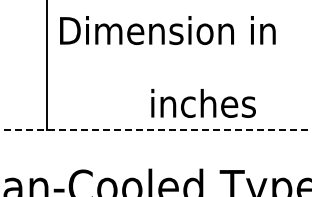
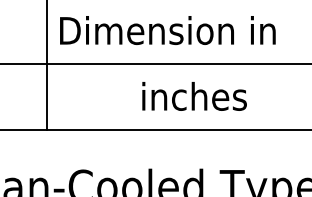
line: none -> present (155, 63)
text position: (203, 103) -> (194, 96) (194, 96)
line: dashed -> solid (156, 129)
